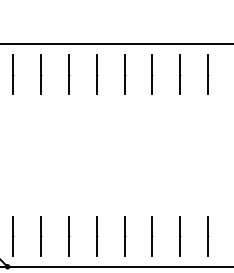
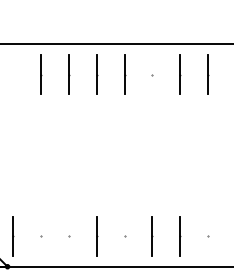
line: present -> none (13, 74)
line: present -> none (152, 74)
line: present -> none (41, 235)
line: present -> none (68, 235)
line: present -> none (124, 235)
line: present -> none (208, 235)
